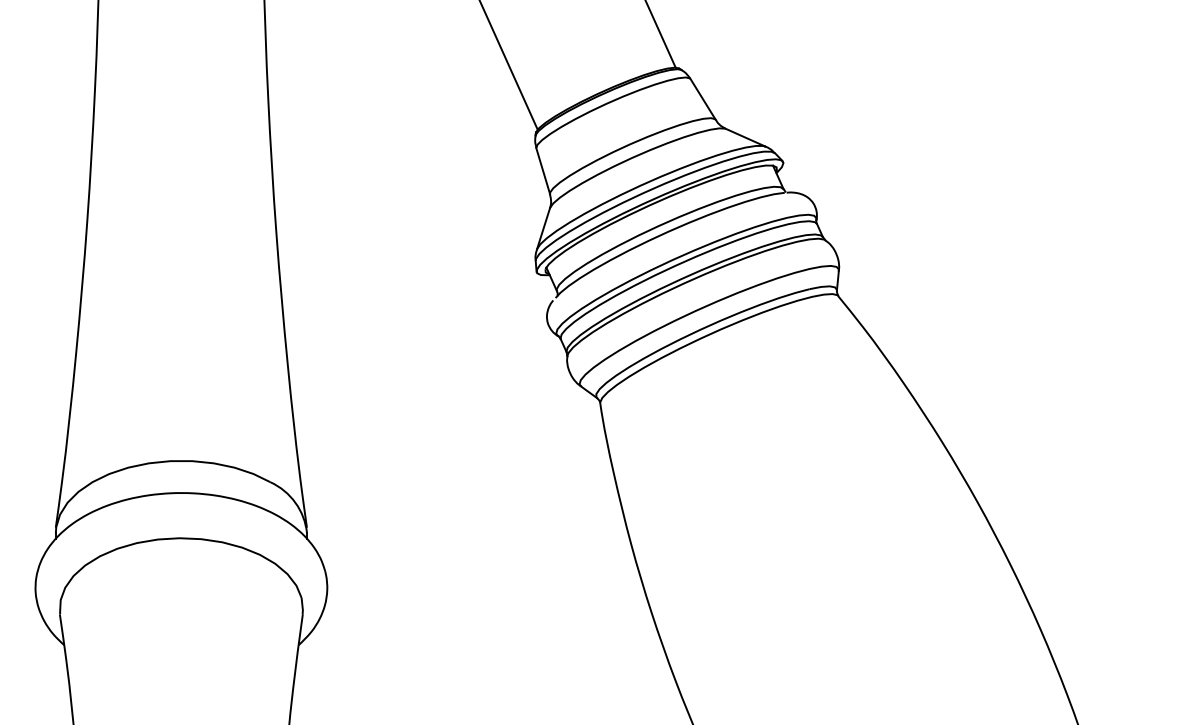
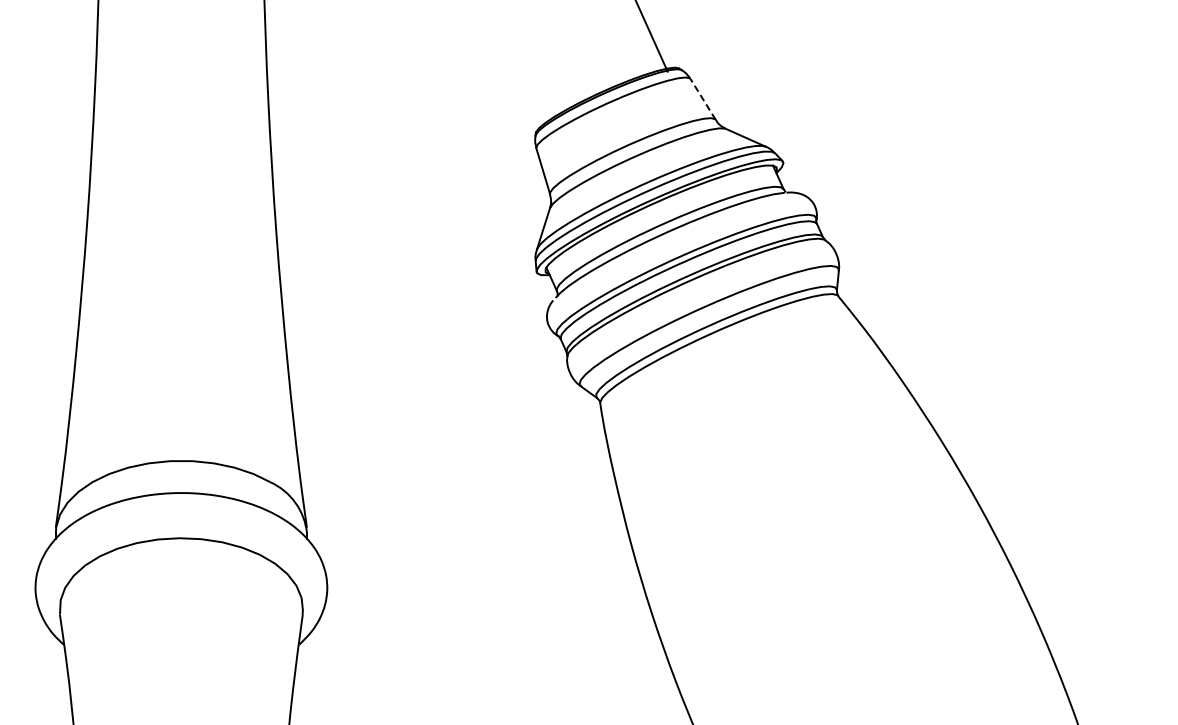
line position: (660, 34) -> (651, 36) (651, 36)
line: present -> none (508, 65)
line: solid -> dashed (703, 99)
